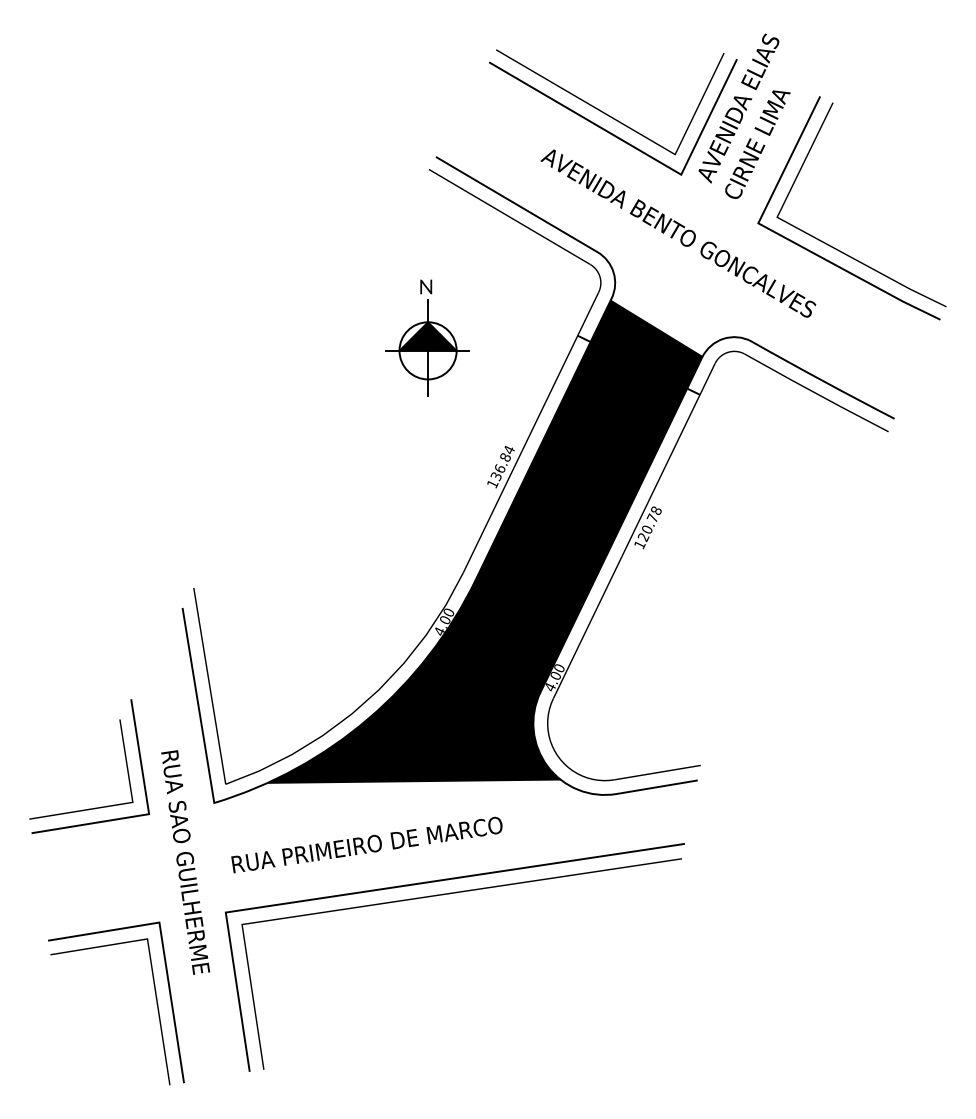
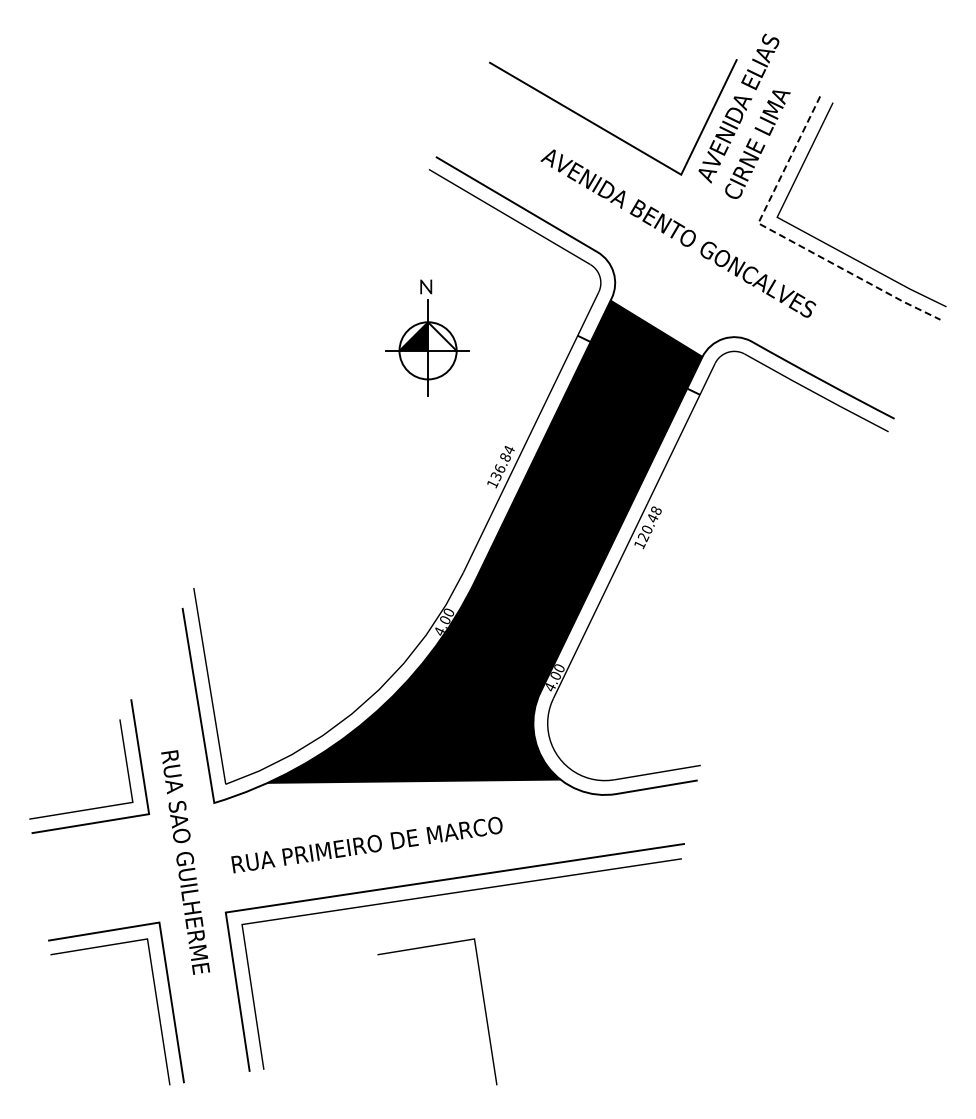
line: present -> none (603, 111)
line: solid -> dashed (787, 238)
fill: present -> none (442, 336)
text: 120.78 -> 120.48 (652, 517)
line: none -> present (483, 1004)
